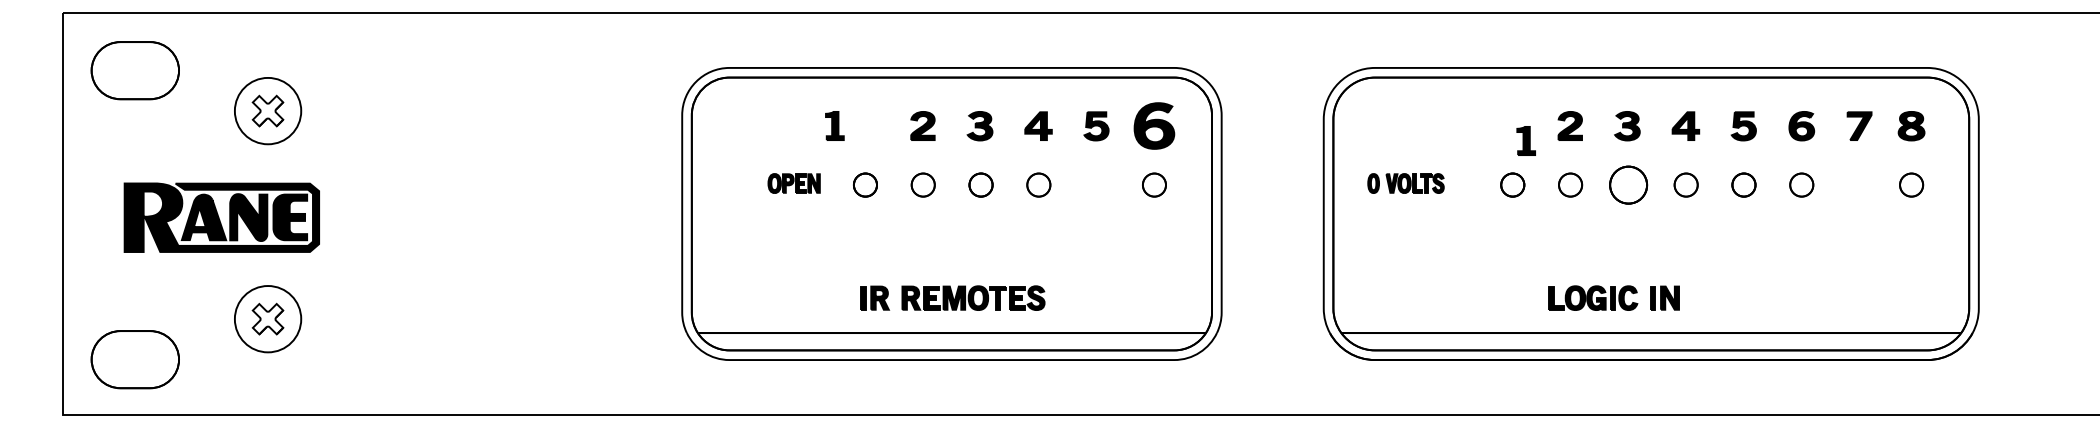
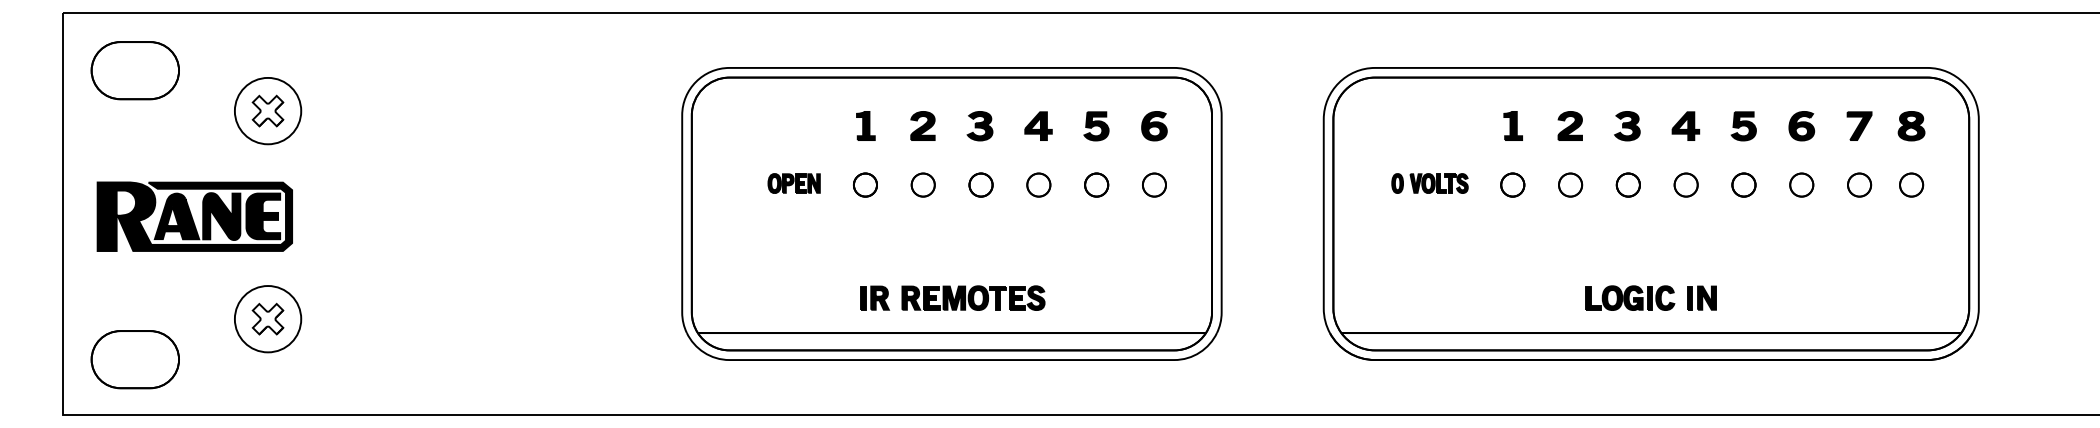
part position: (834, 125) -> (865, 125) (865, 125)
part size: 43x48 px -> 27x31 px (1154, 126)
part position: (1525, 140) -> (1512, 125) (1512, 125)
part position: (1405, 183) -> (1429, 183) (1429, 183)
part: none -> present (1096, 184)
part size: 40x40 px -> 26x26 px (1627, 184)
part: none -> present (1859, 184)
part position: (221, 217) -> (194, 216) (194, 216)
part position: (1613, 297) -> (1650, 297) (1650, 297)
